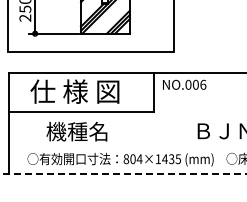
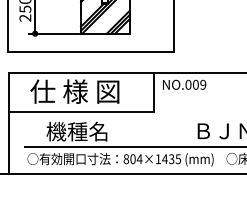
text: NO.006 -> NO.009 (203, 84)
line: none -> present (133, 147)
line: dashed -> solid (123, 174)
